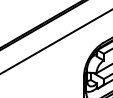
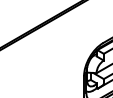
line: present -> none (55, 41)
